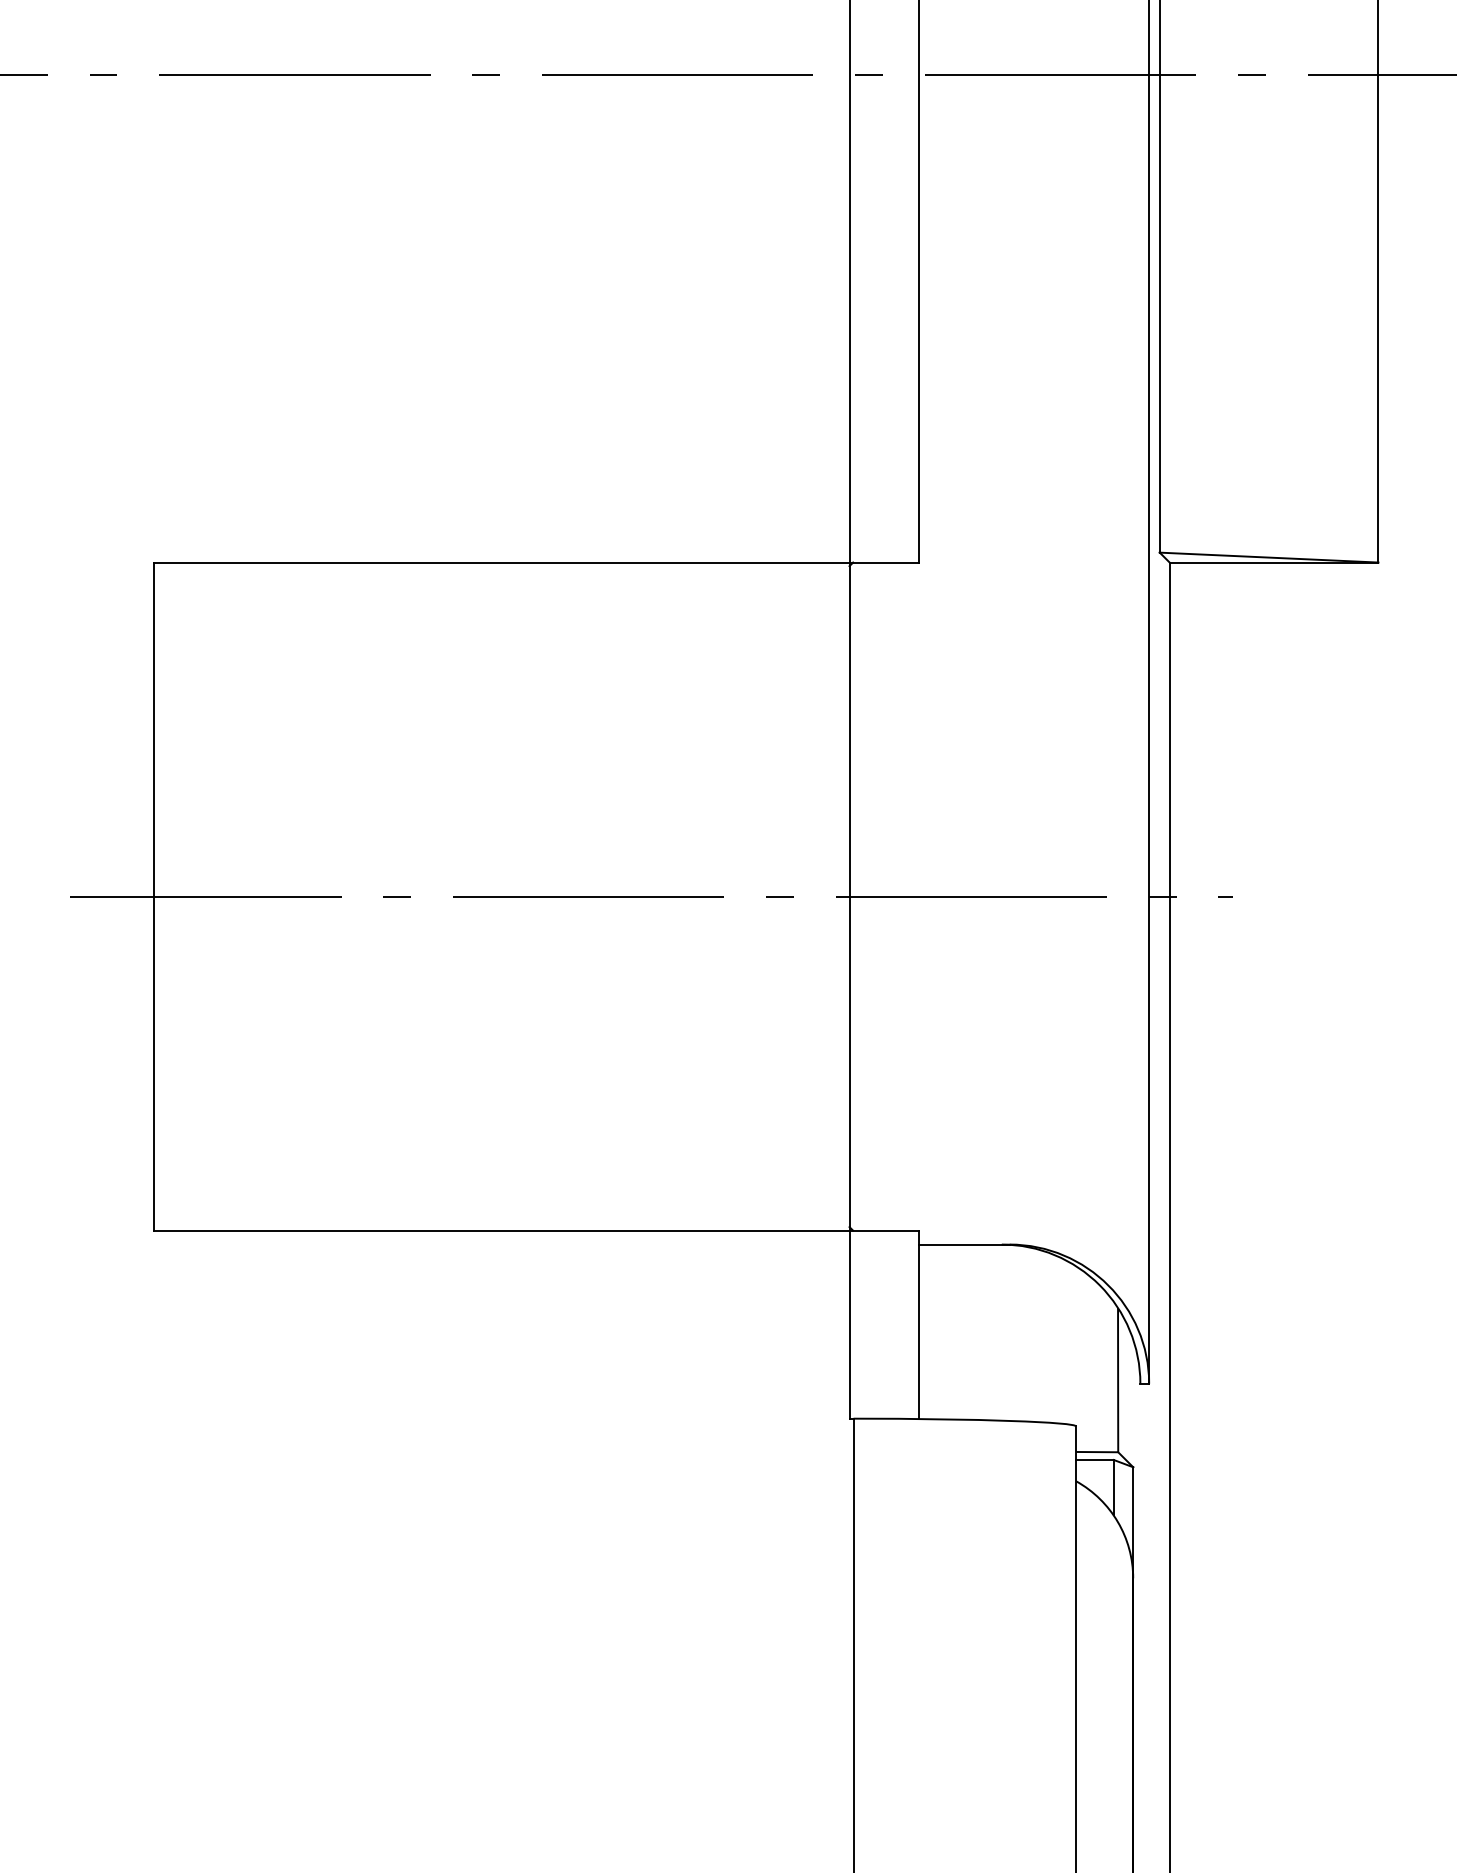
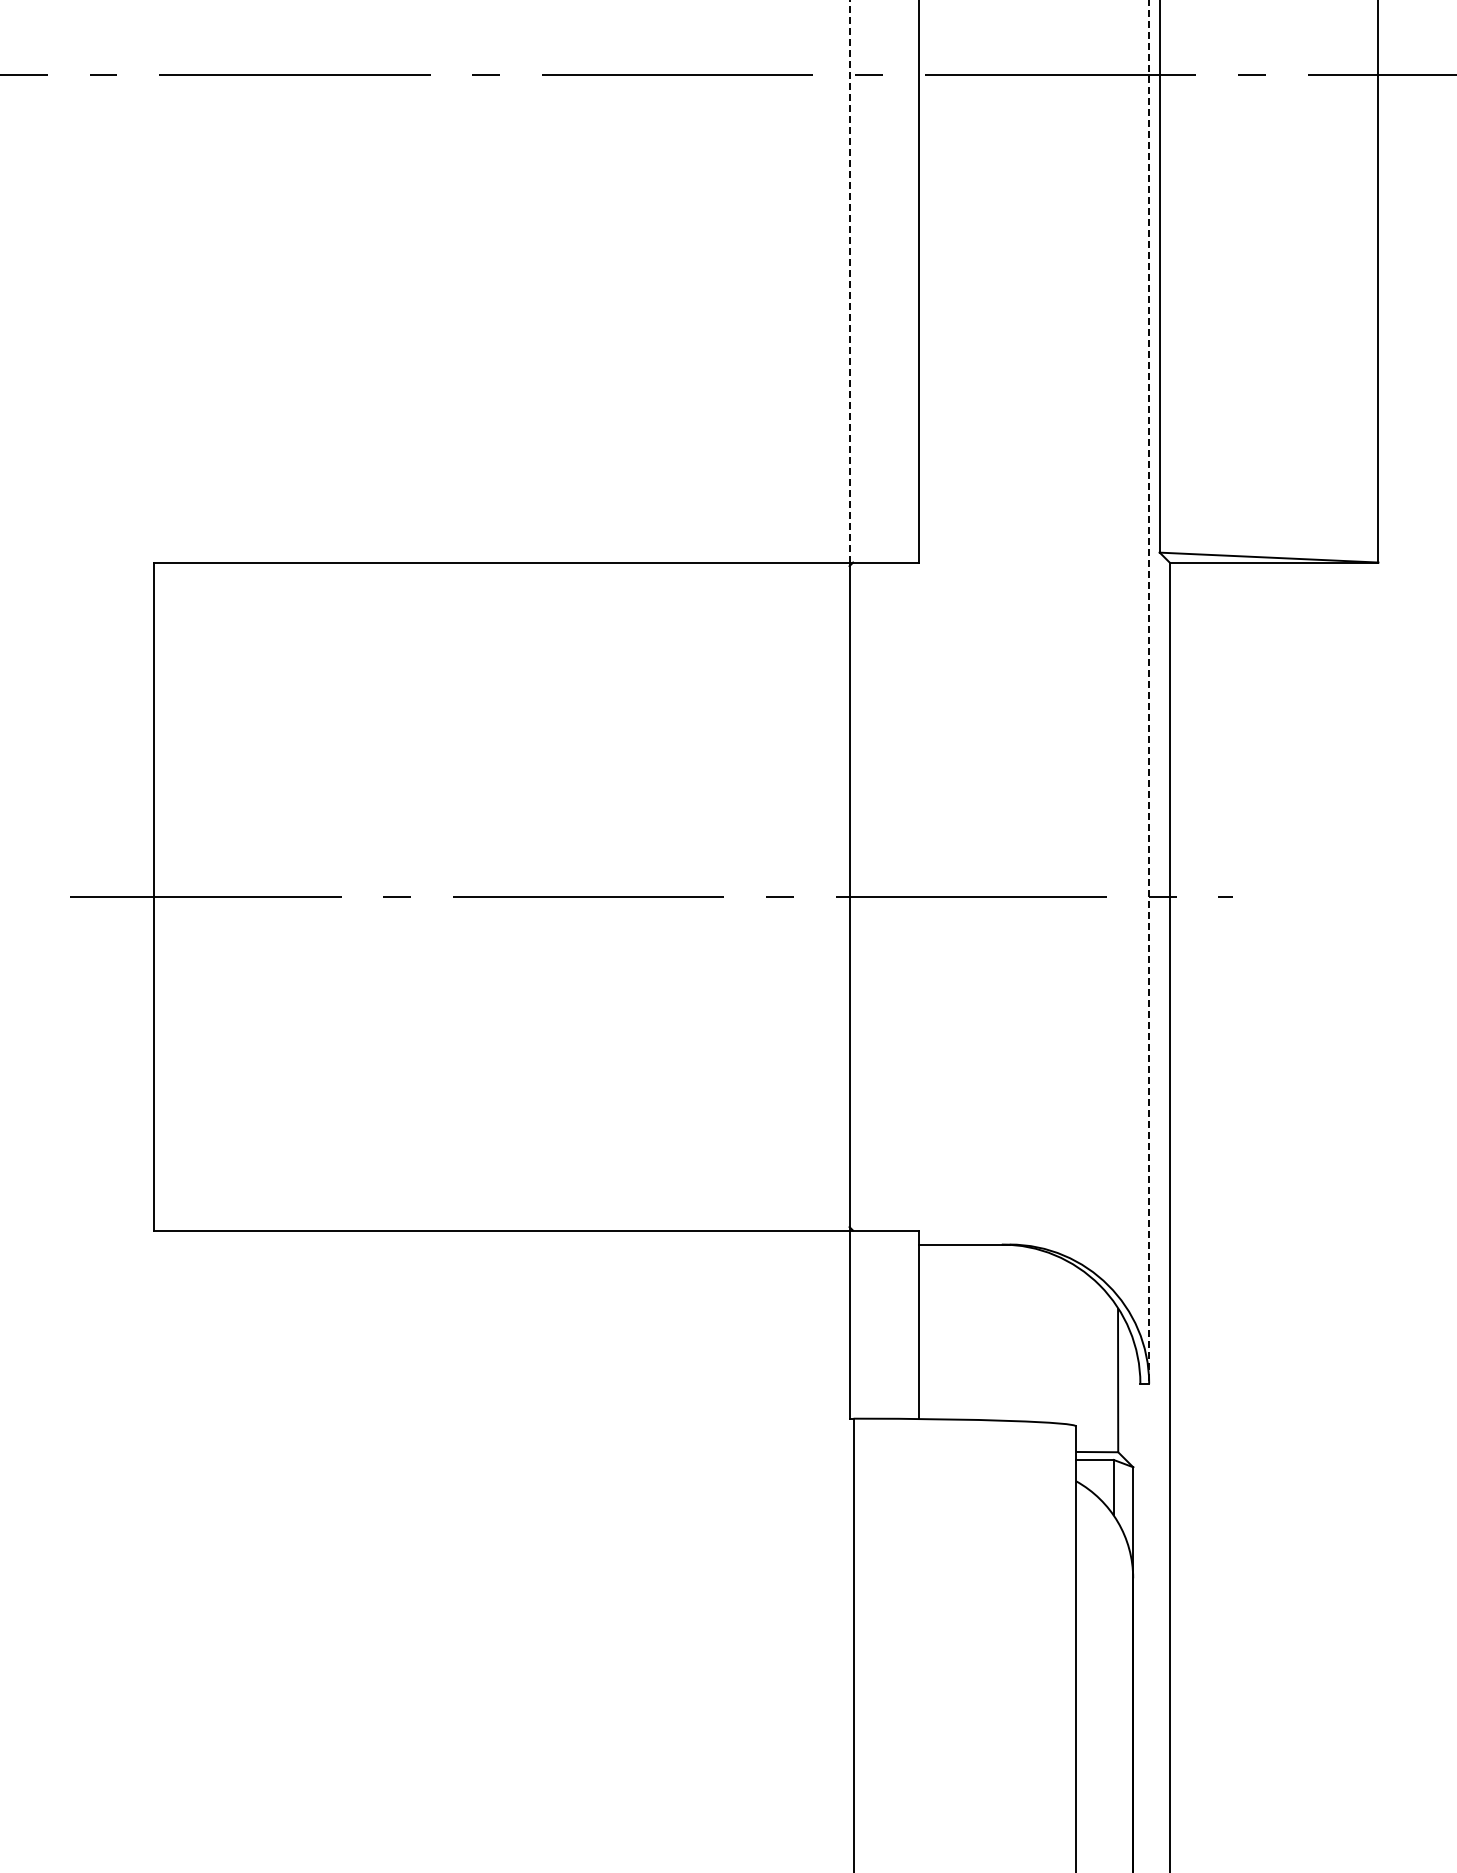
line: solid -> dashed (849, 281)
line: solid -> dashed (1149, 692)
